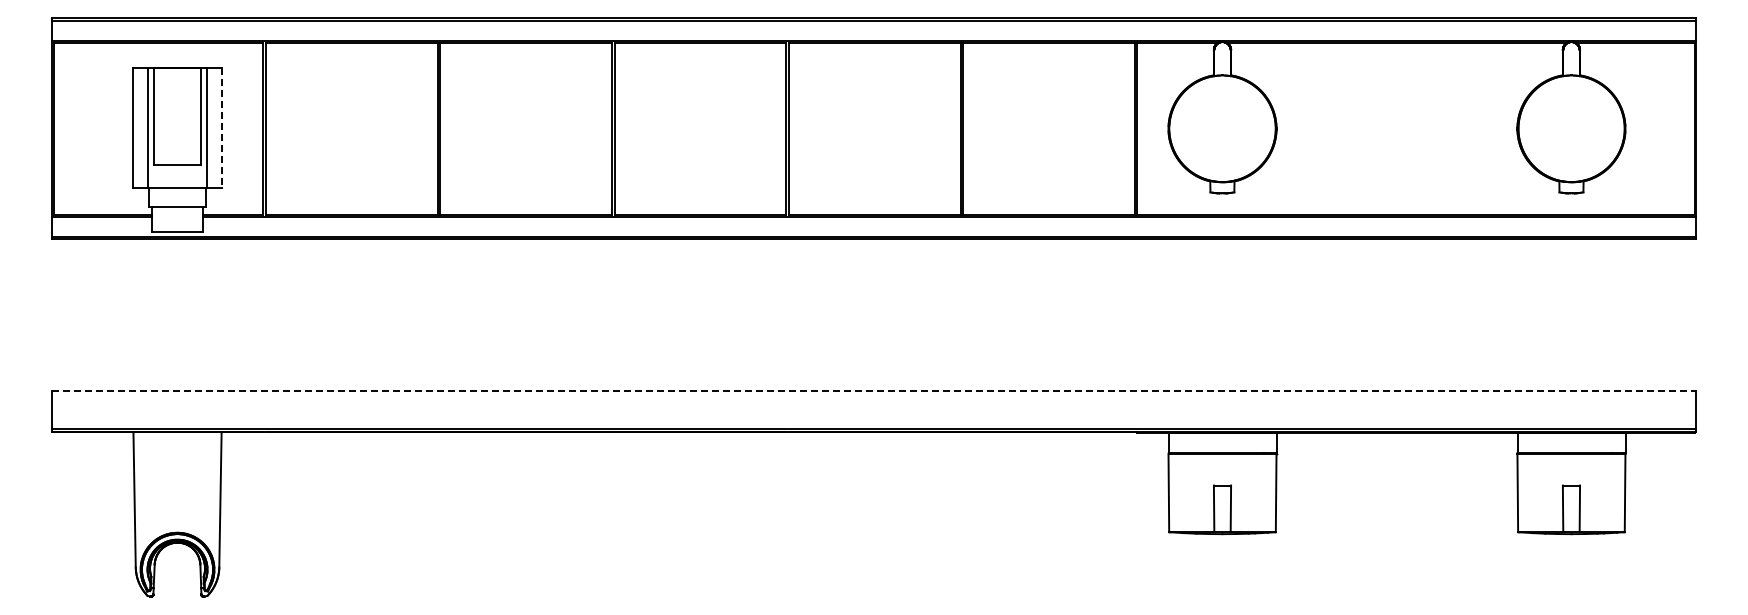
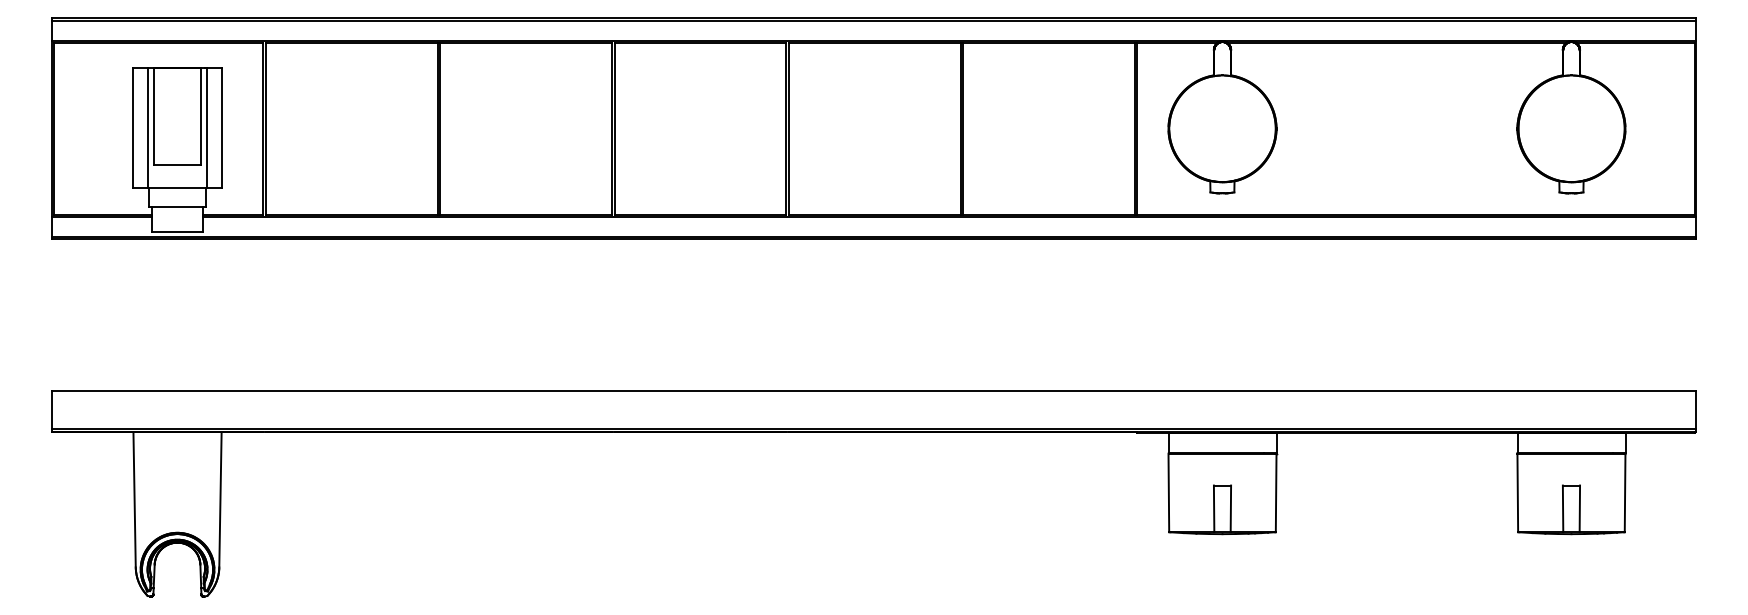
line: dashed -> solid (221, 128)
line: dashed -> solid (873, 391)
